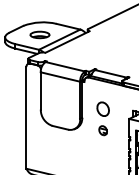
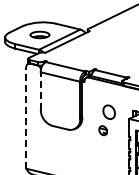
line: solid -> dashed (40, 90)
part position: (102, 108) -> (108, 111) (108, 111)
line: solid -> dashed (26, 117)
